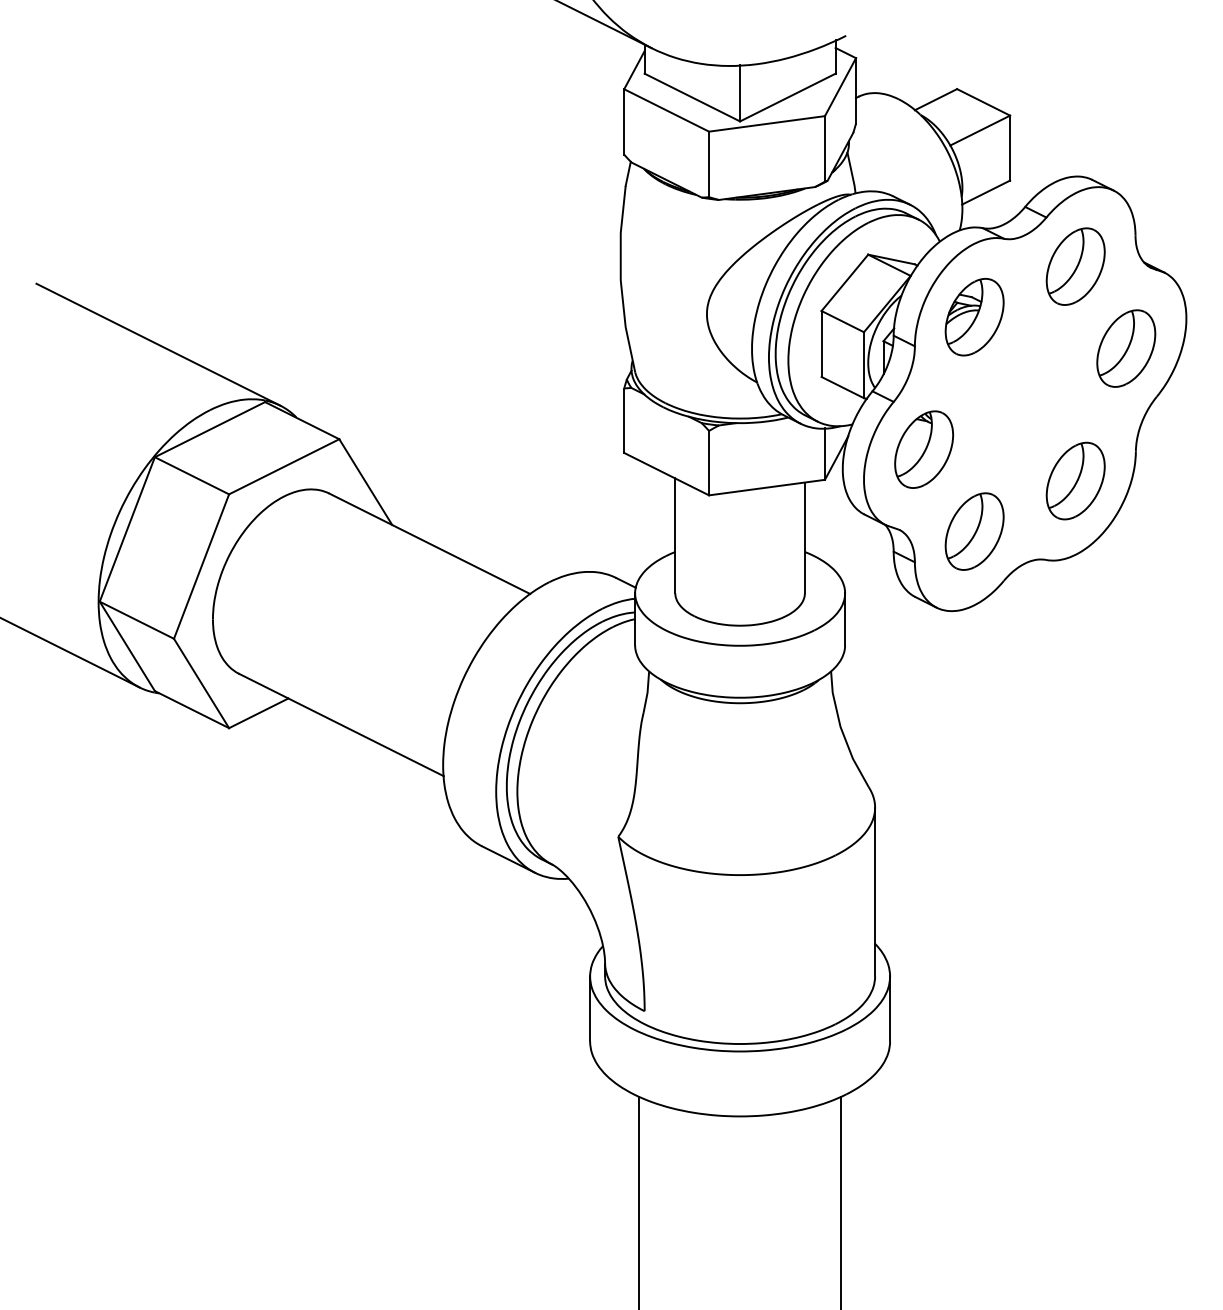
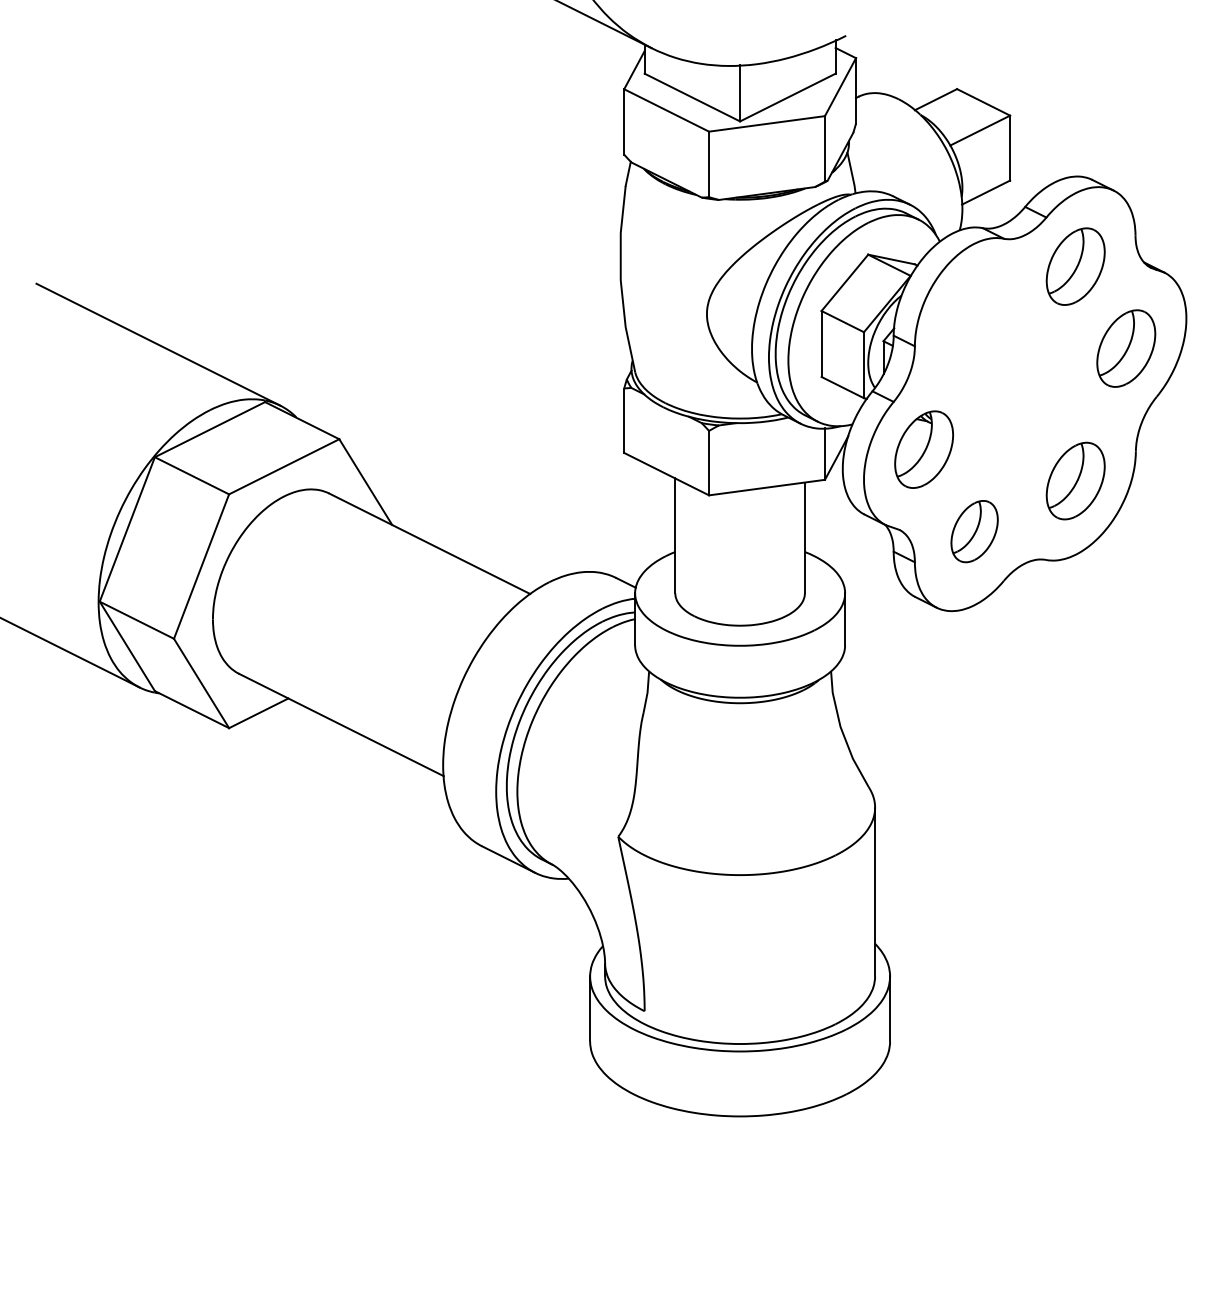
part: present -> none (974, 317)
part size: 61x79 px -> 49x64 px (974, 531)
line: present -> none (639, 1201)
line: present -> none (840, 1201)
